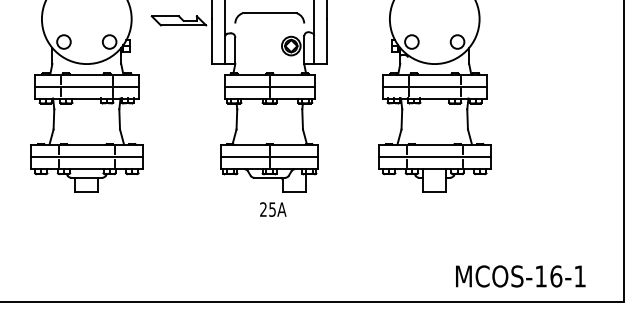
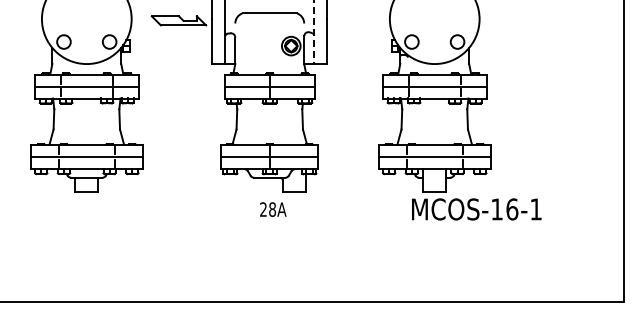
line: solid -> dashed (314, 32)
text: 25A -> 28A (272, 209)
text position: (520, 276) -> (476, 209) (476, 209)
